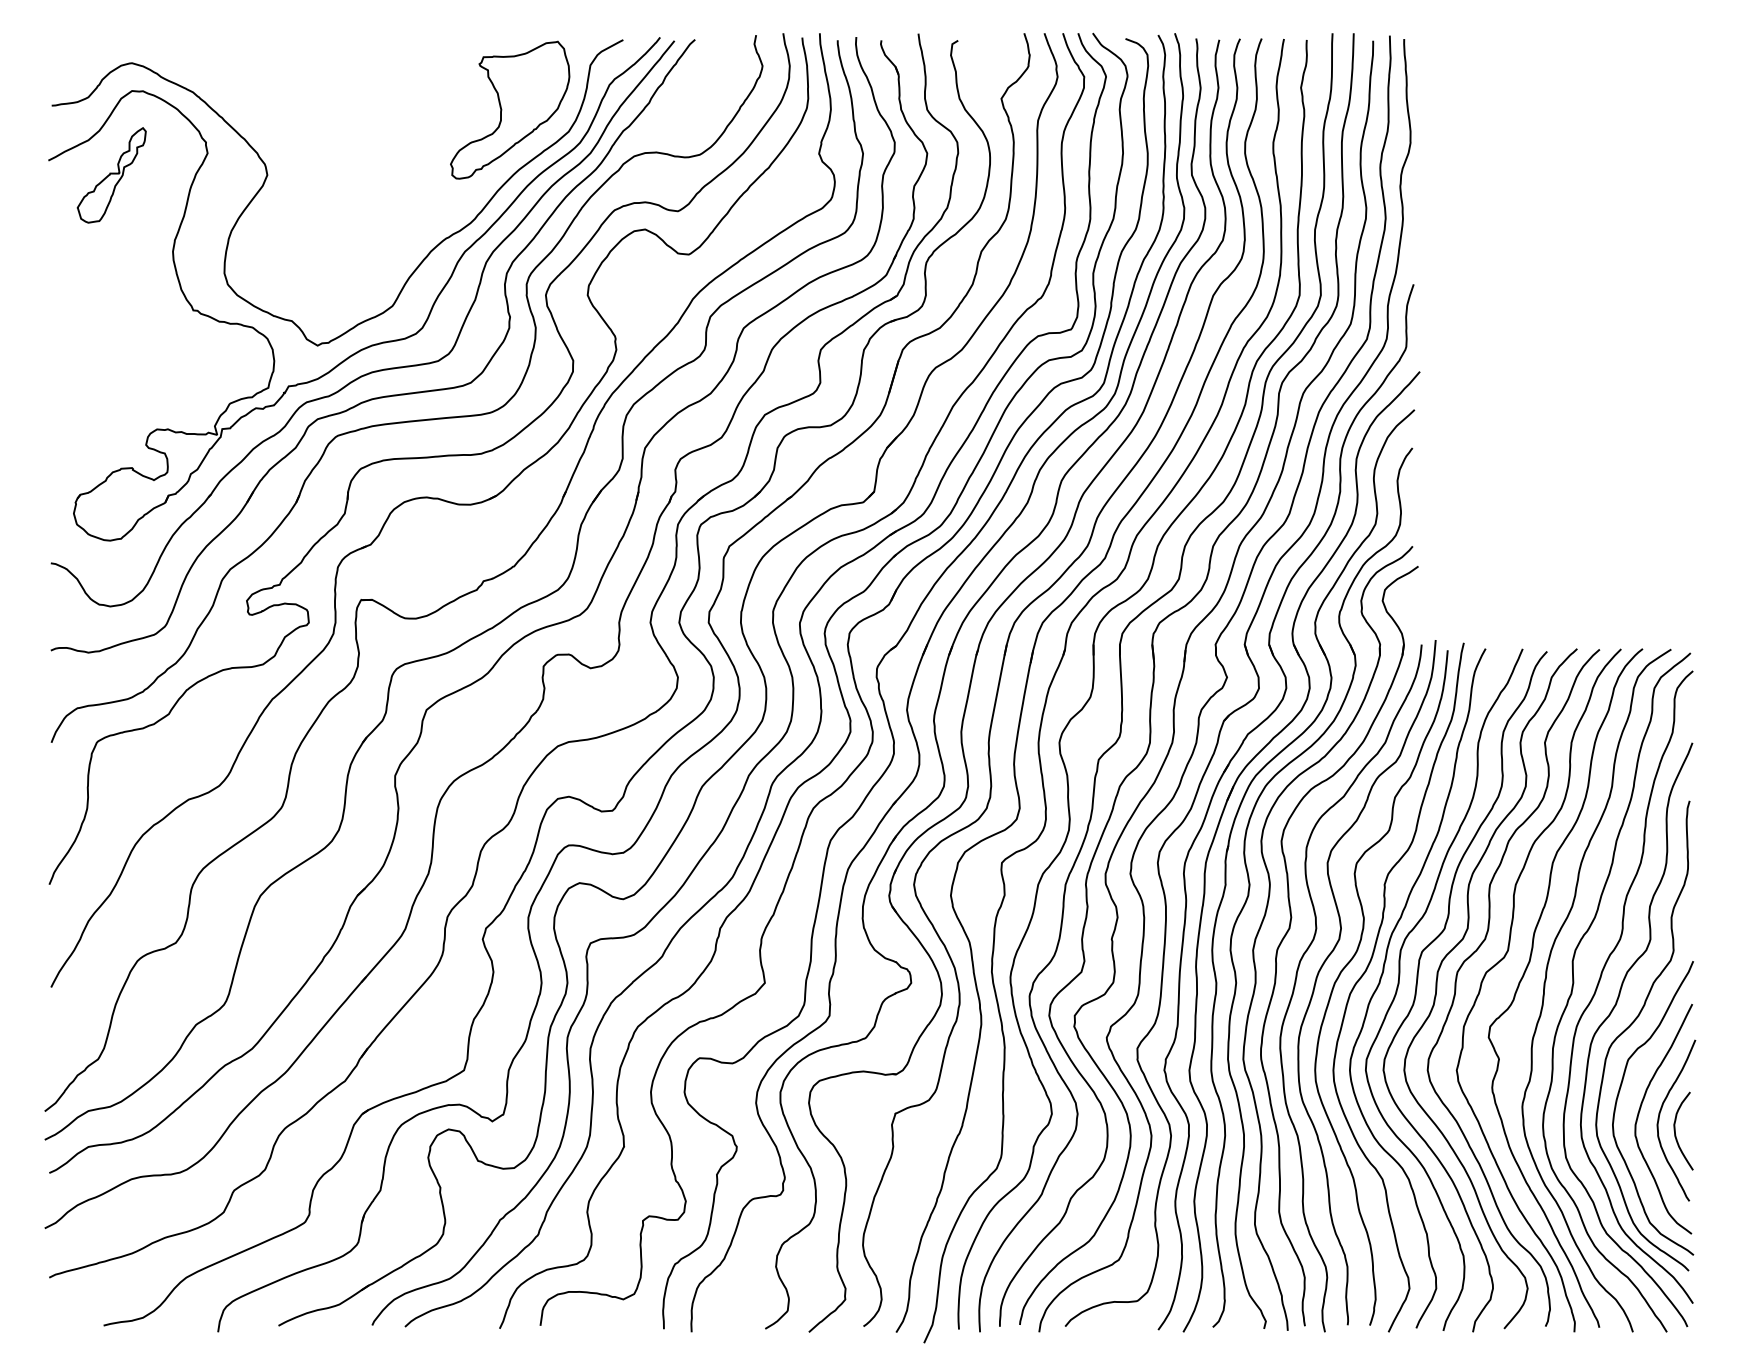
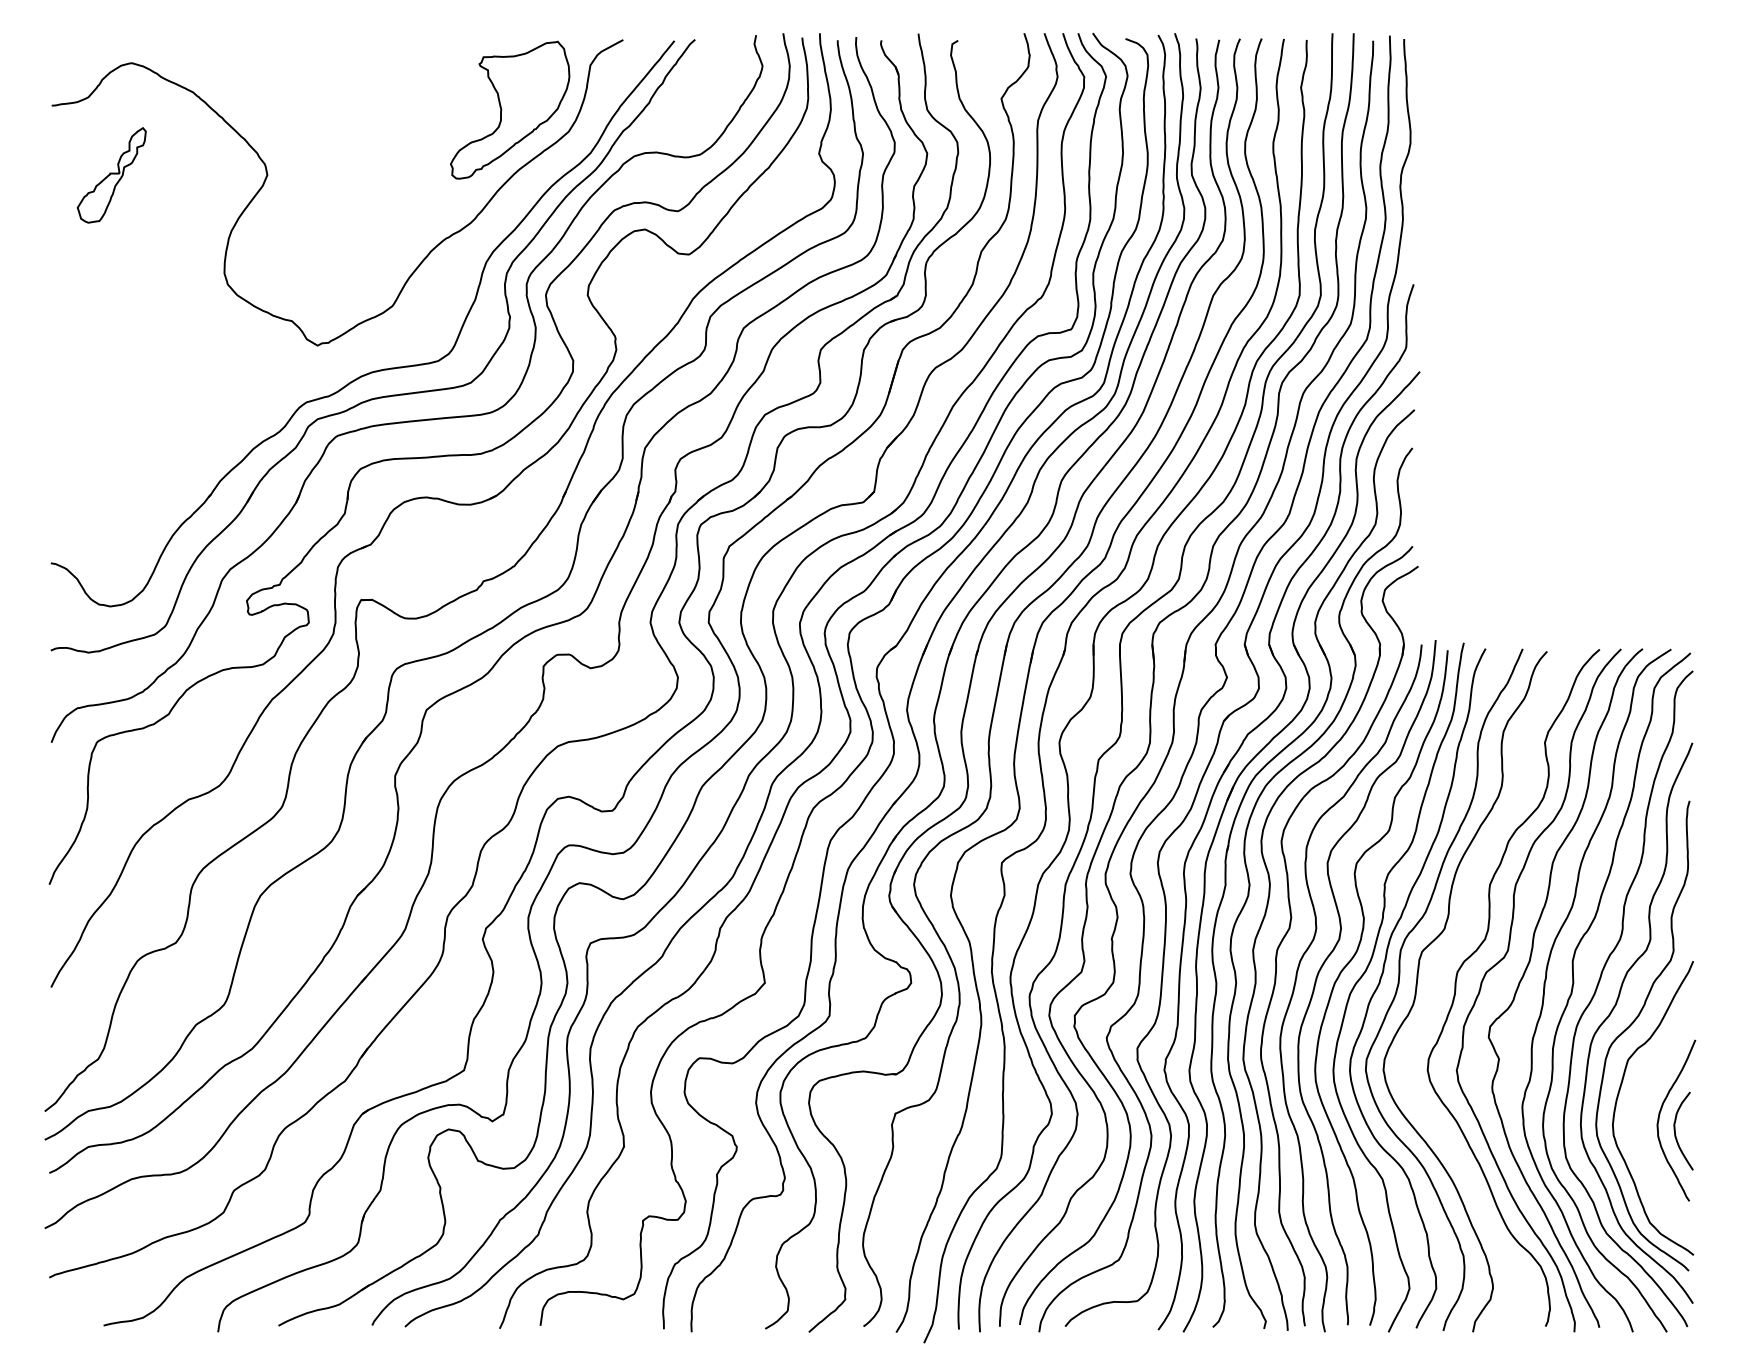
part: present -> none (371, 344)
curve: present -> none (1437, 988)
curve: present -> none (1640, 1111)
